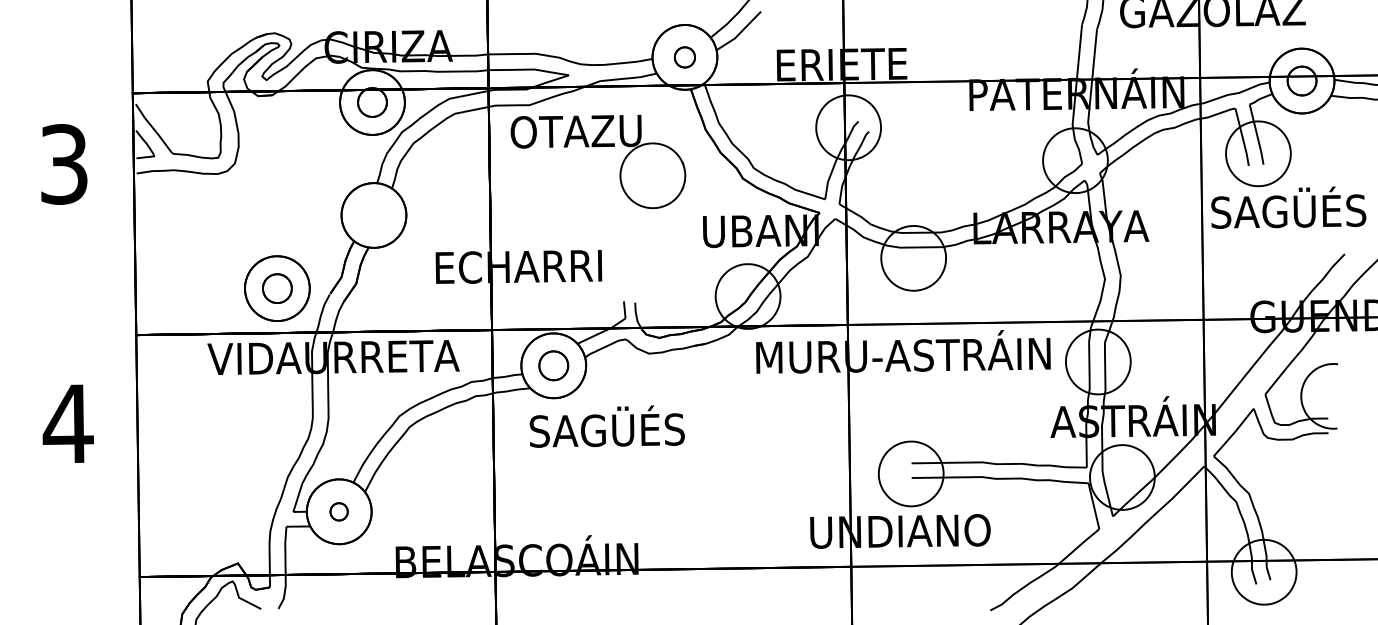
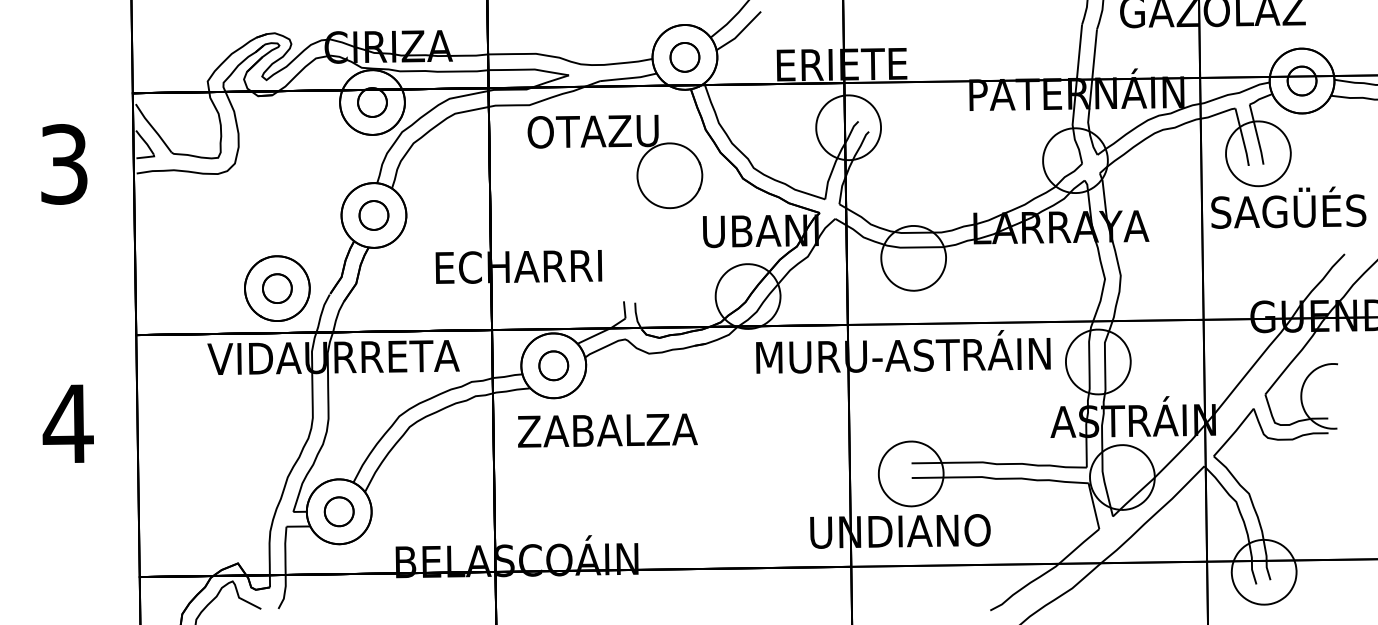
part size: 23x23 px -> 32x31 px (684, 57)
part position: (596, 147) -> (613, 147) (613, 147)
part: none -> present (373, 215)
text: SAGÜÉS -> ZABALZA (607, 426)
part size: 20x20 px -> 32x32 px (338, 511)
